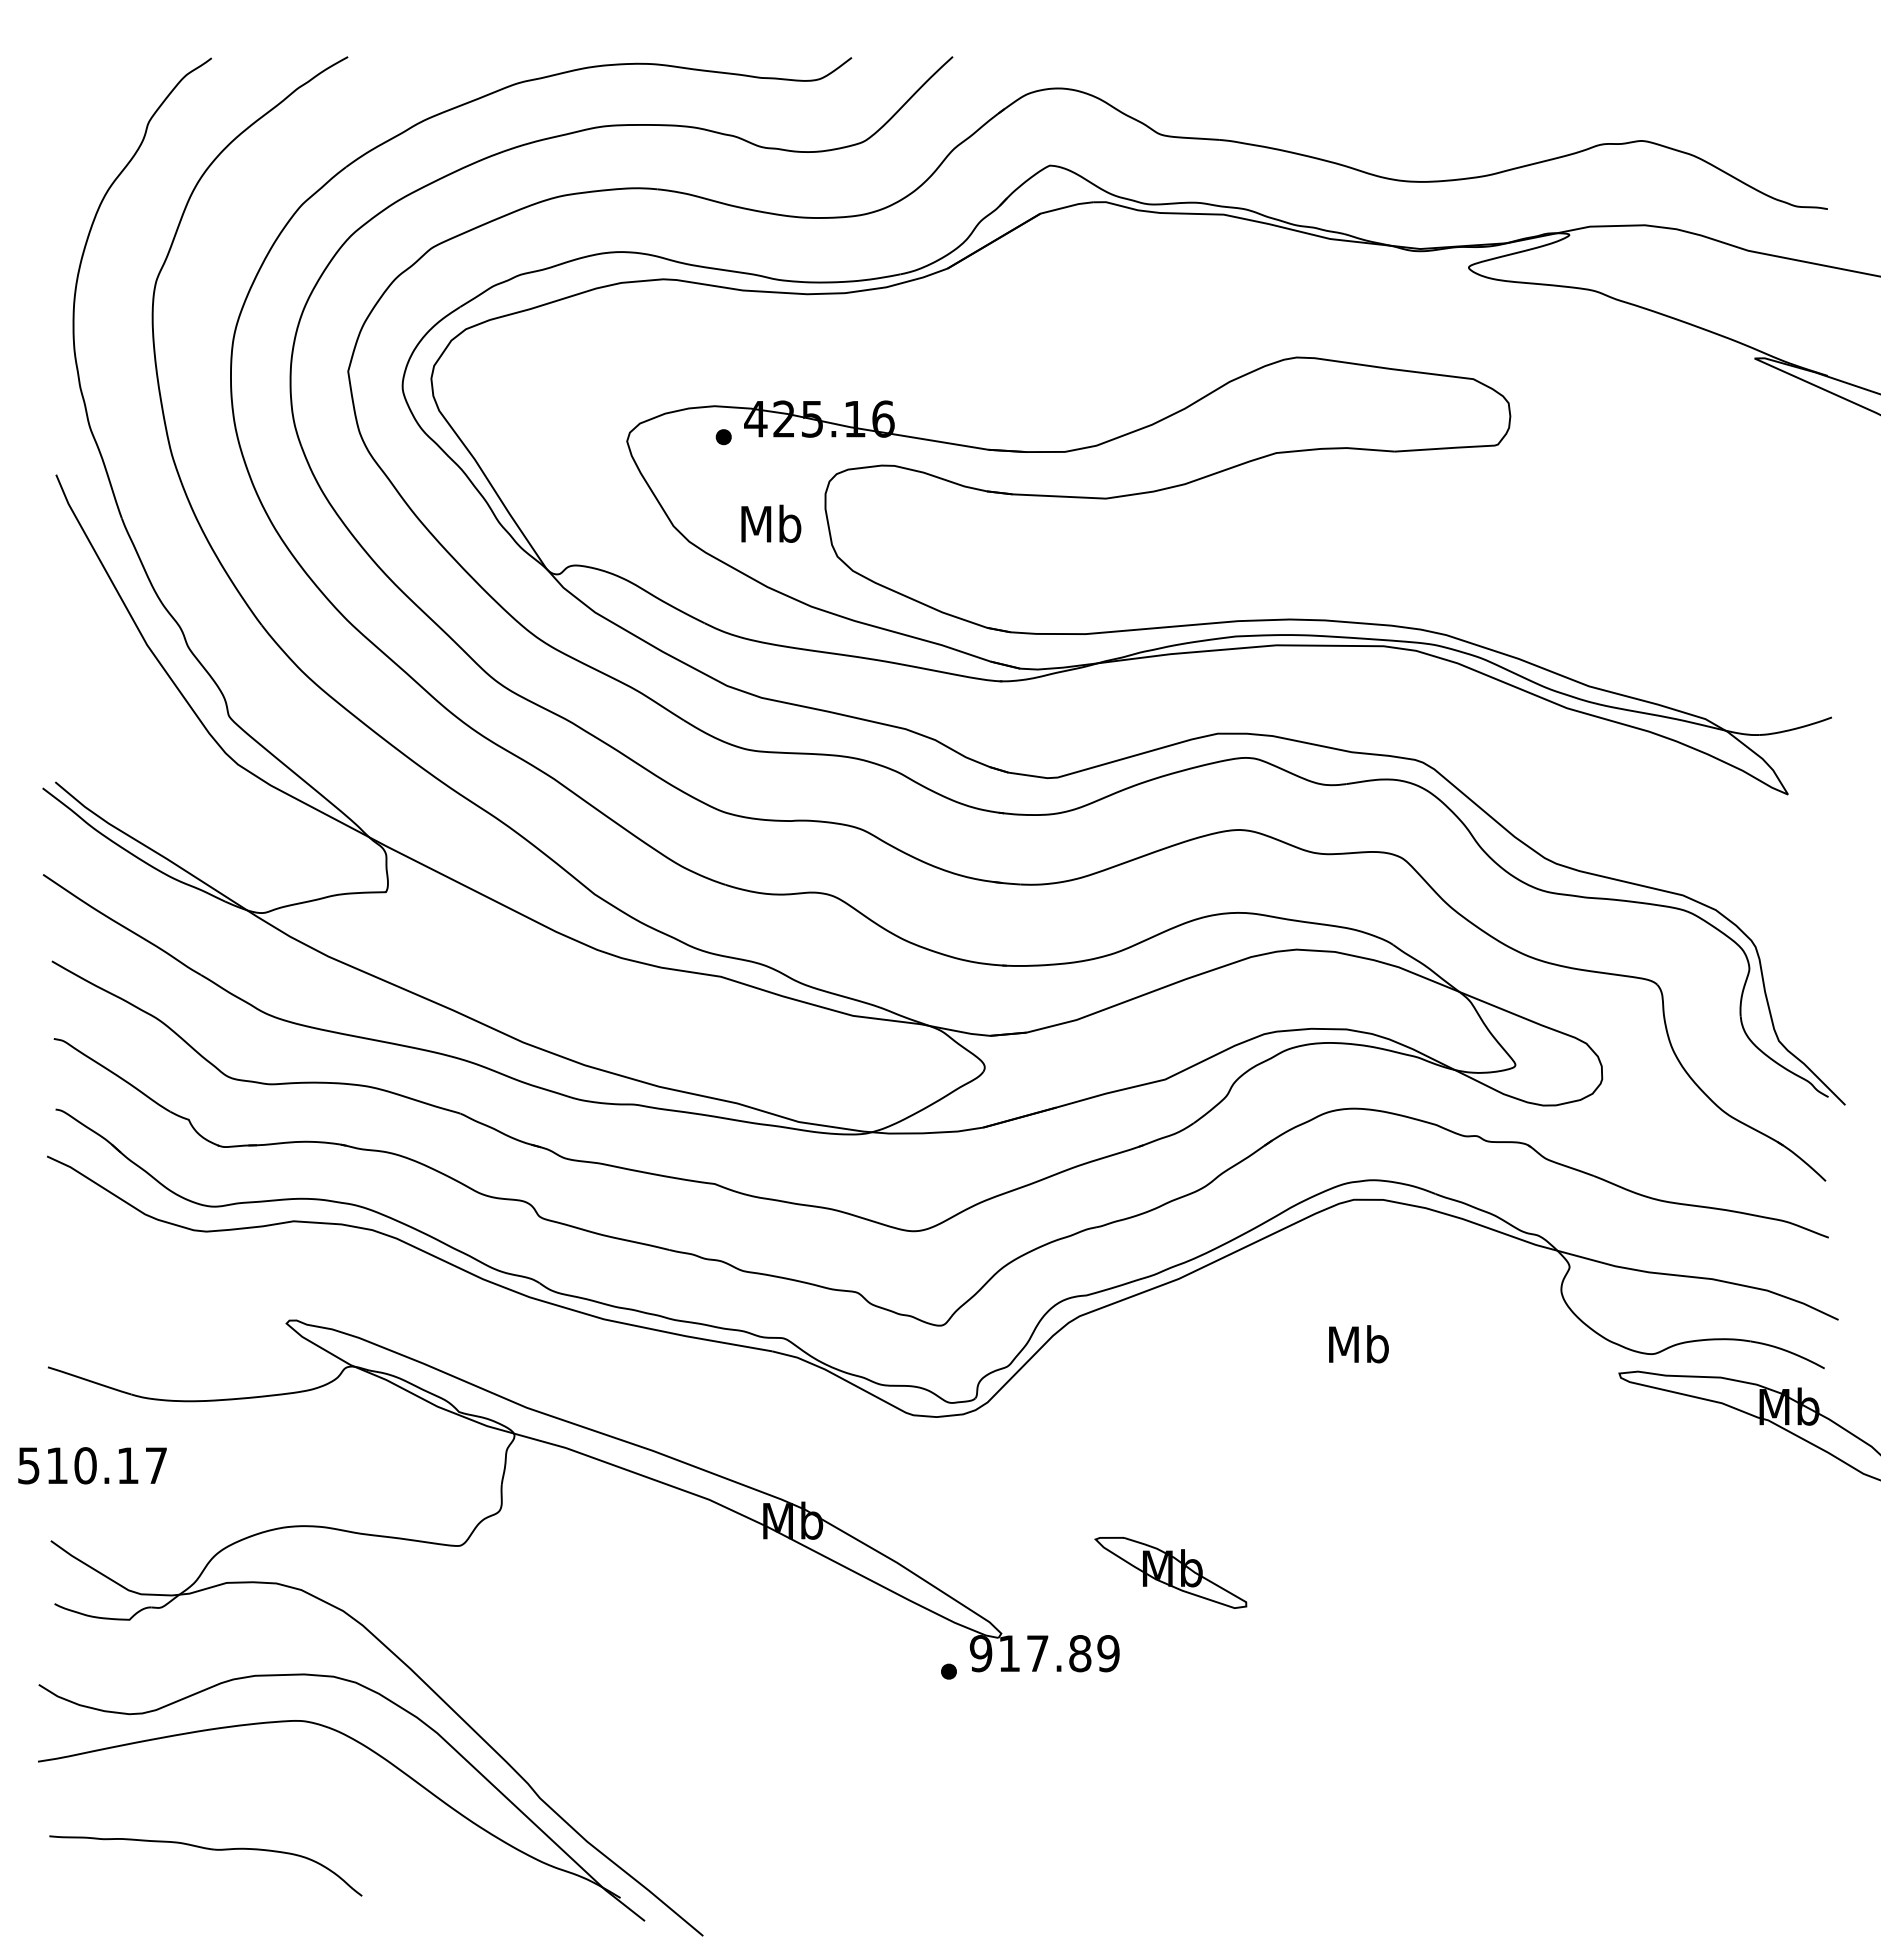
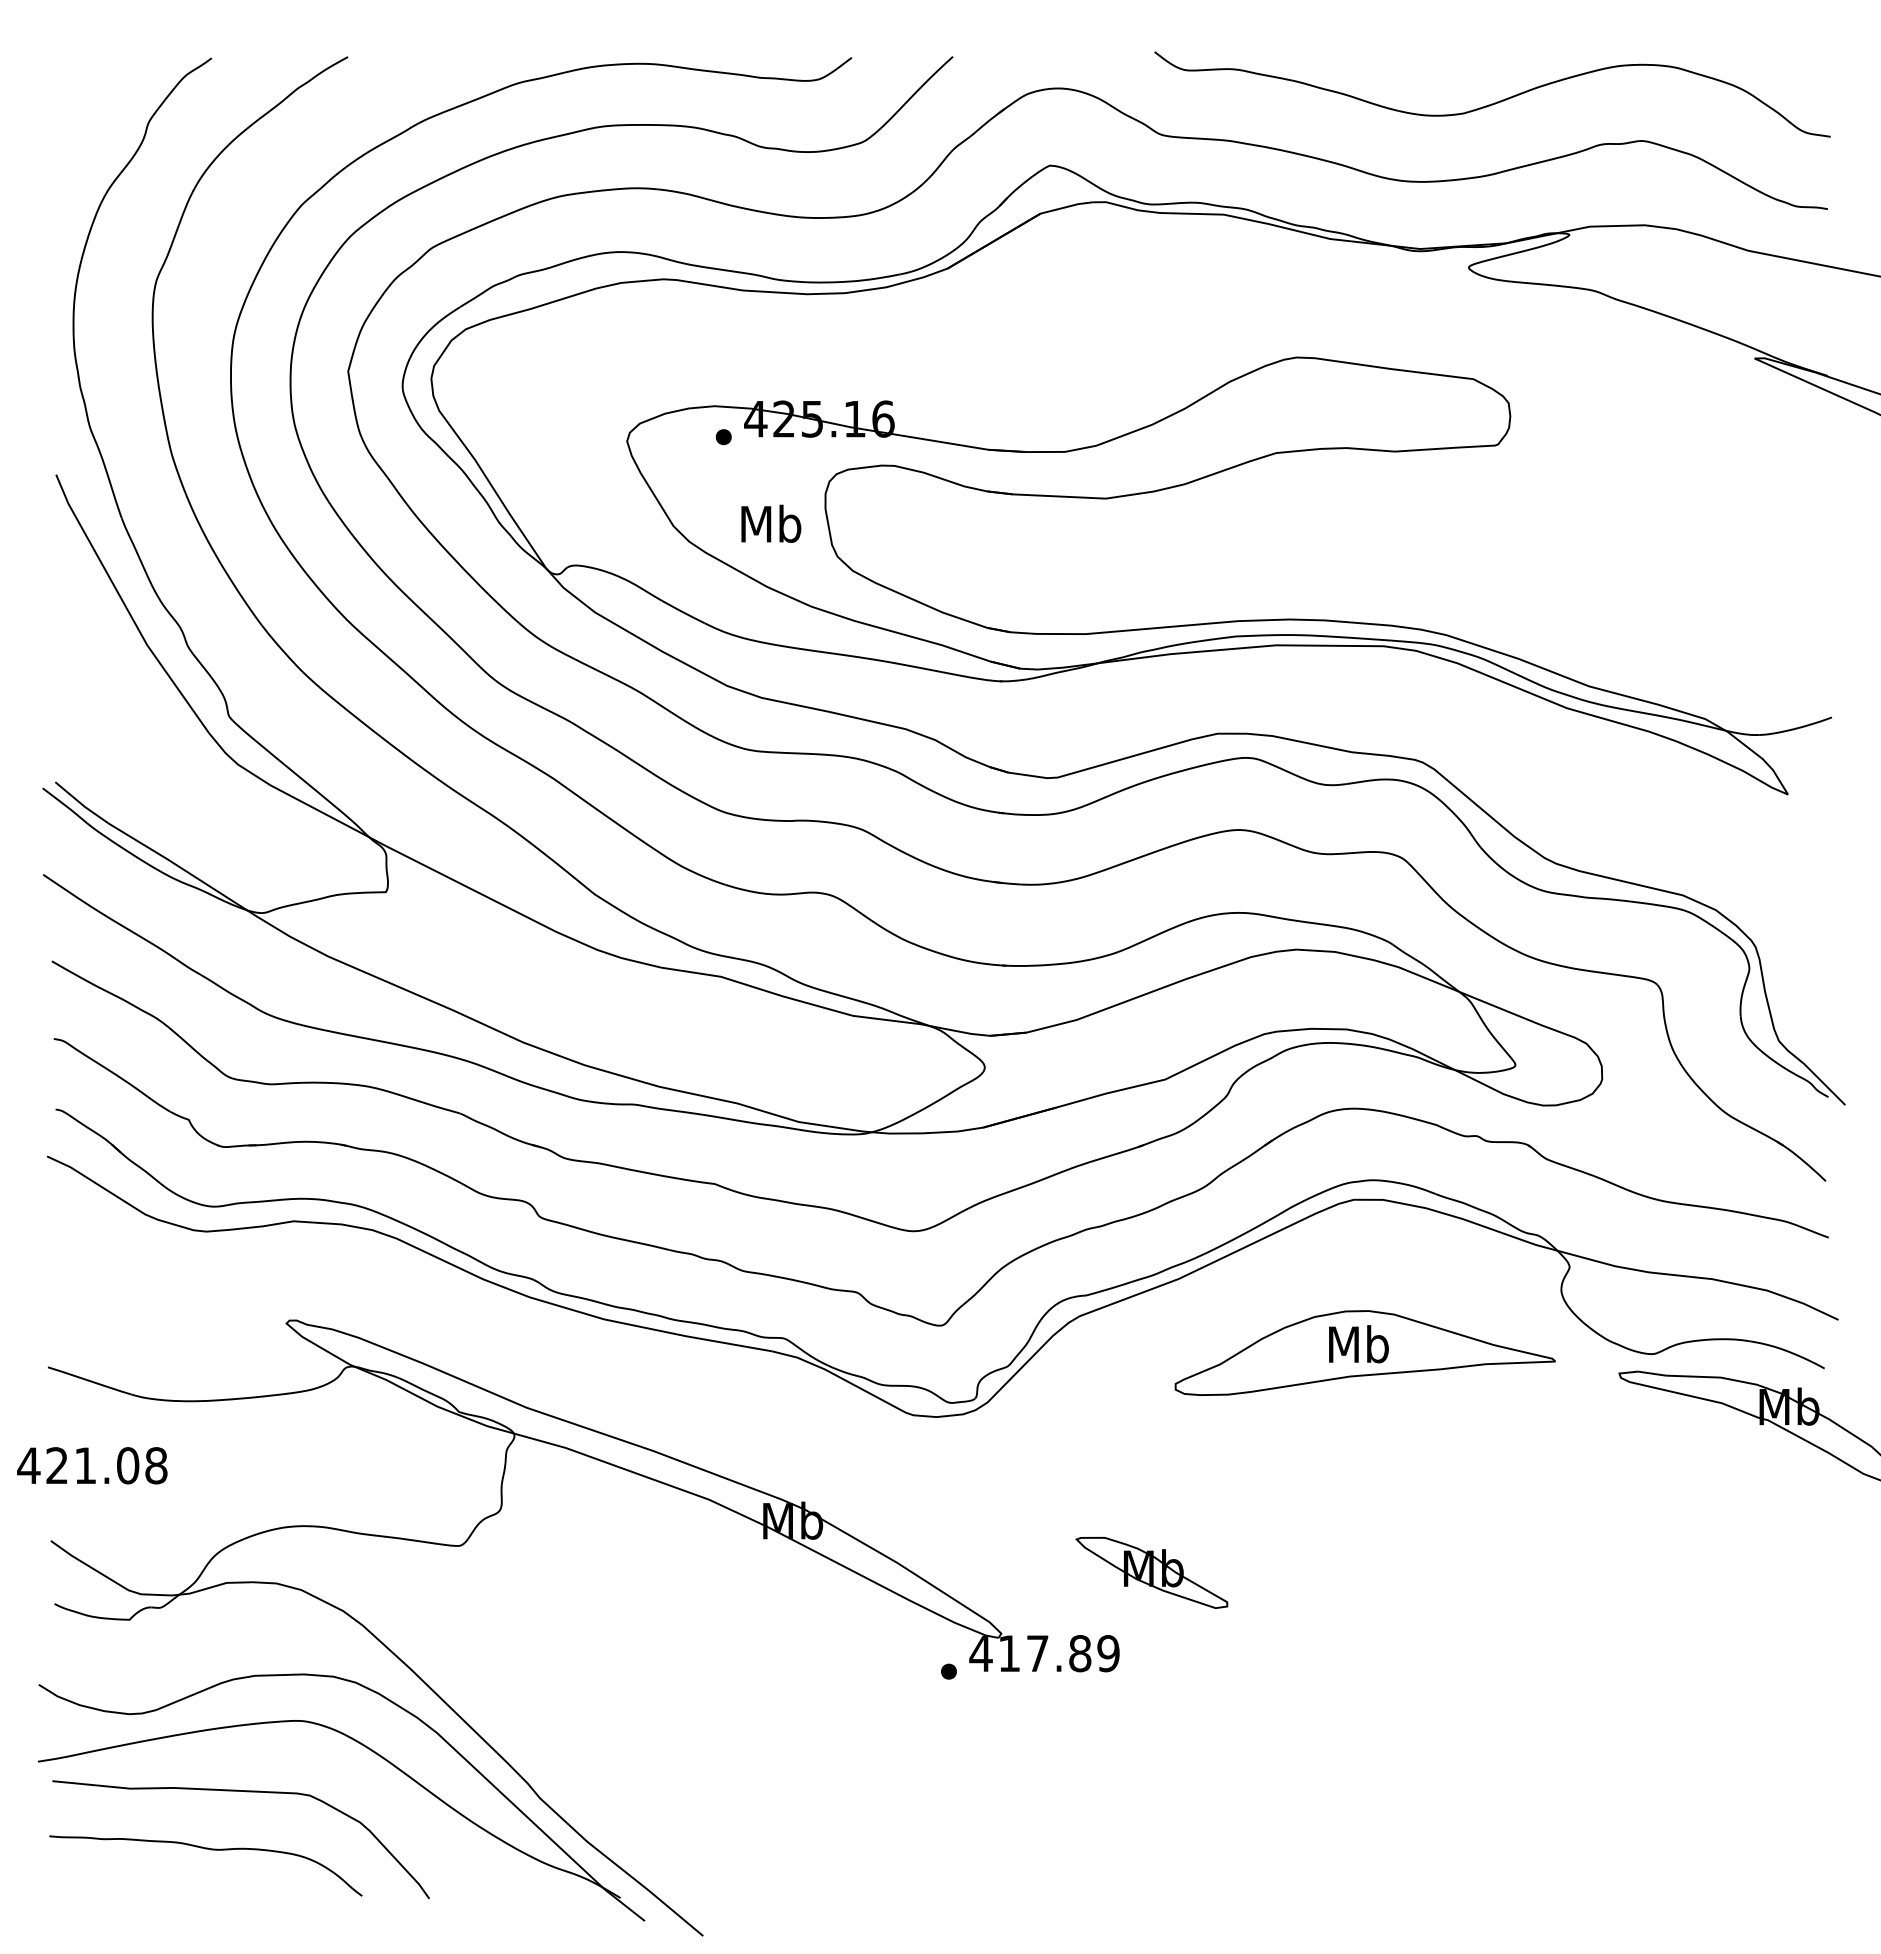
part: none -> present (1494, 102)
part: none -> present (1364, 1352)
text: 510.17 -> 421.08 (92, 1465)
part position: (1170, 1572) -> (1151, 1572) (1151, 1572)
text: 917.89 -> 417.89 (980, 1653)
curve: none -> present (245, 1792)
